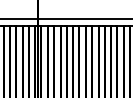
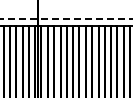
line: solid -> dashed (66, 19)
